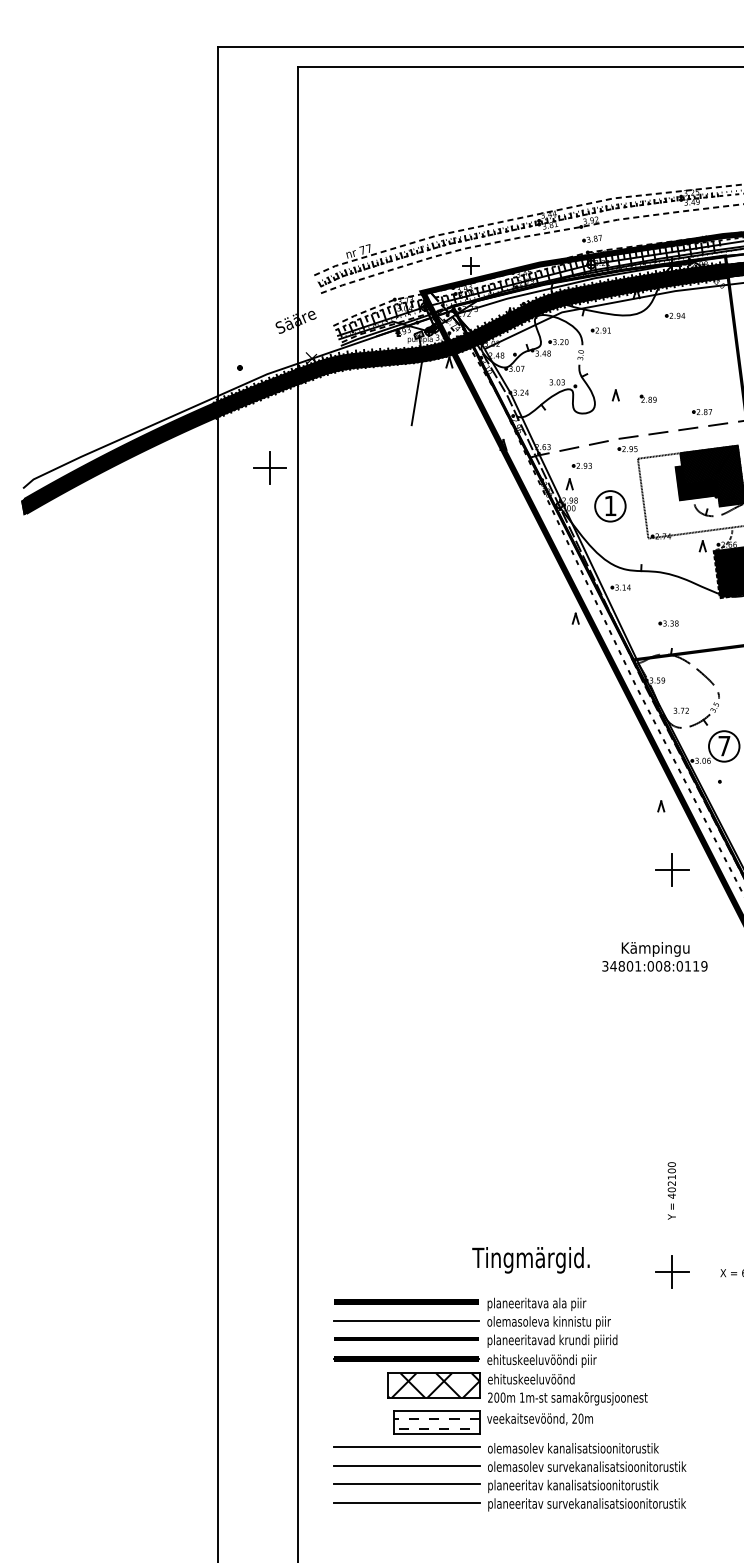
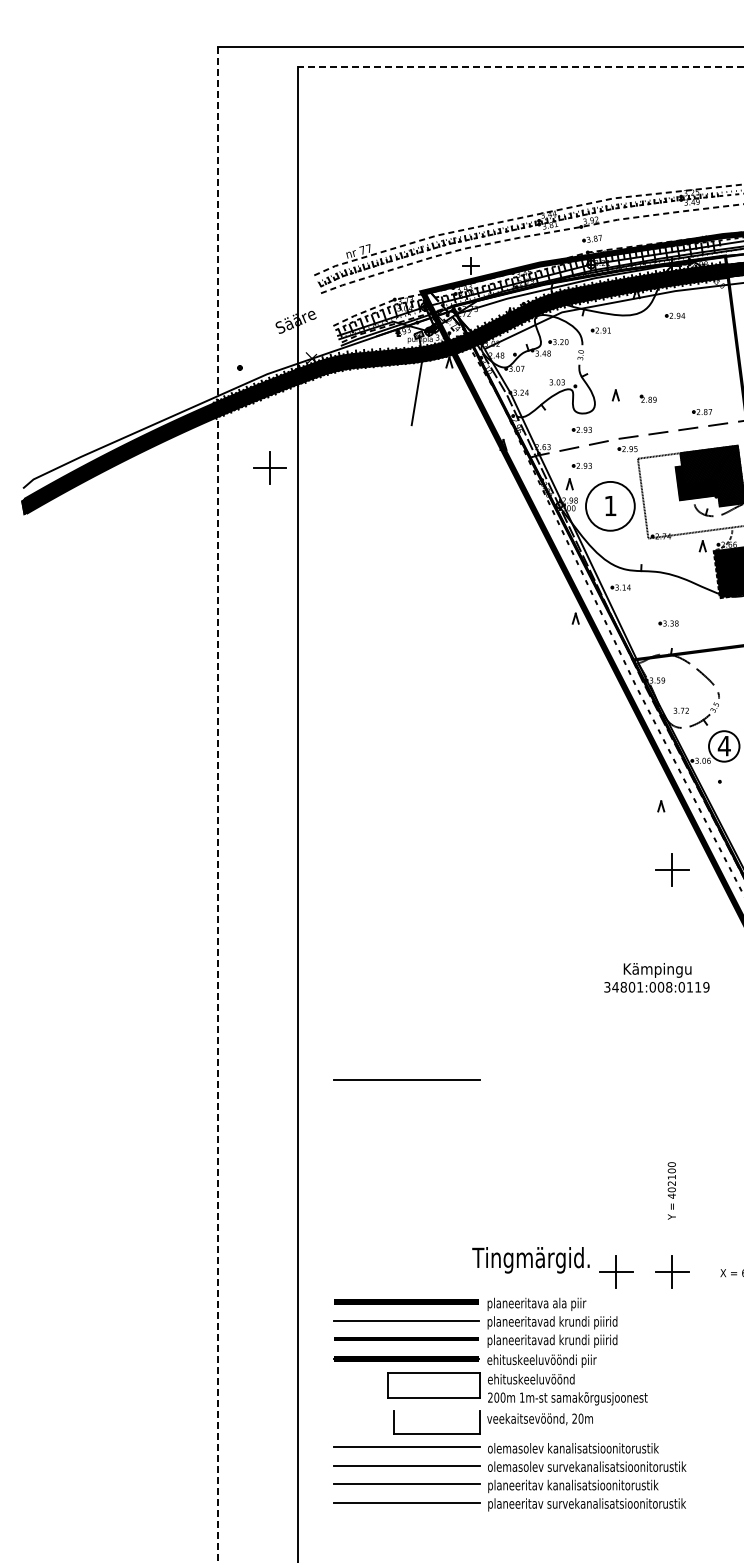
line: solid -> dashed (520, 67)
part: none -> present (581, 429)
circle diameter: 31 px -> 49 px (609, 505)
text: 7 -> 4 (723, 746)
line: solid -> dashed (217, 804)
text position: (654, 956) -> (656, 977) (656, 977)
line: none -> present (406, 1079)
part: none -> present (616, 1271)
text: olemasoleva kinnistu piir -> planeeritavad krundi piirid (552, 1322)
hatch: present -> none (434, 1385)
line: present -> none (436, 1411)
hatch: present -> none (436, 1424)
